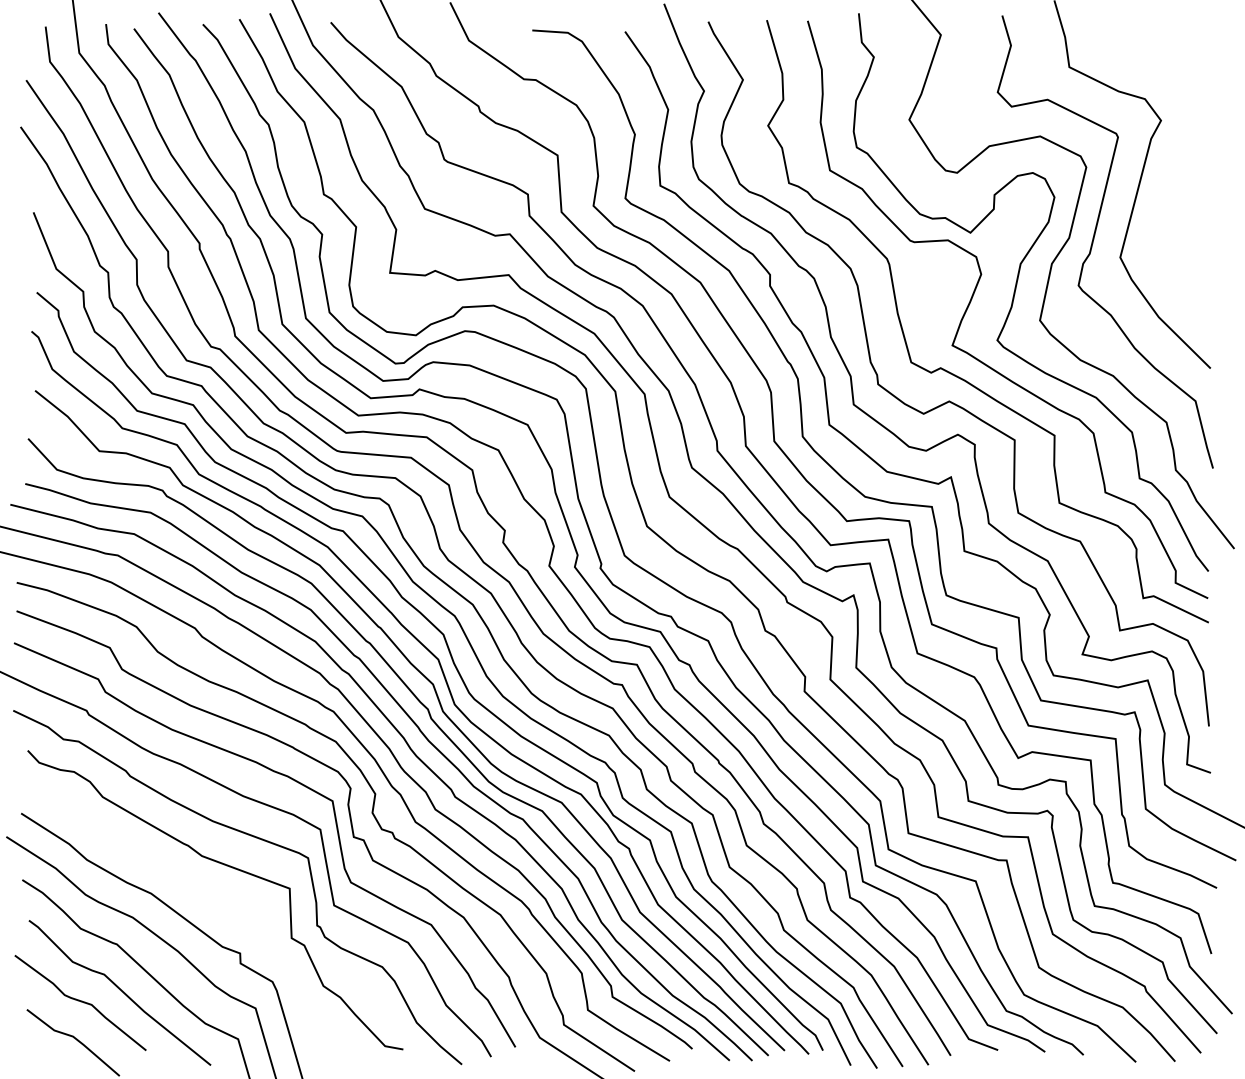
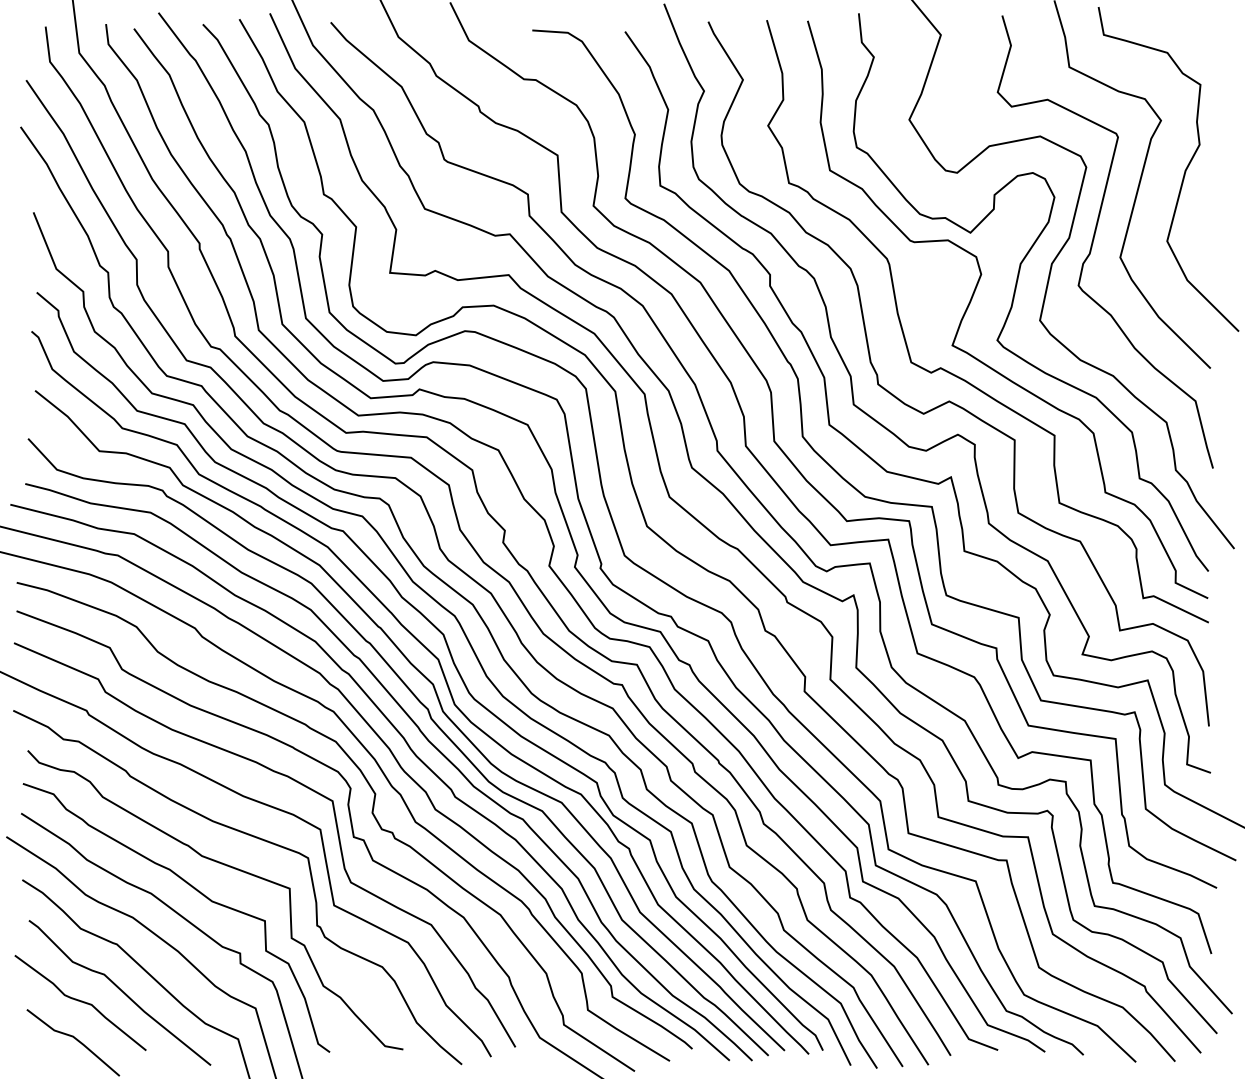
curve: none -> present (1183, 174)
curve: none -> present (195, 890)
